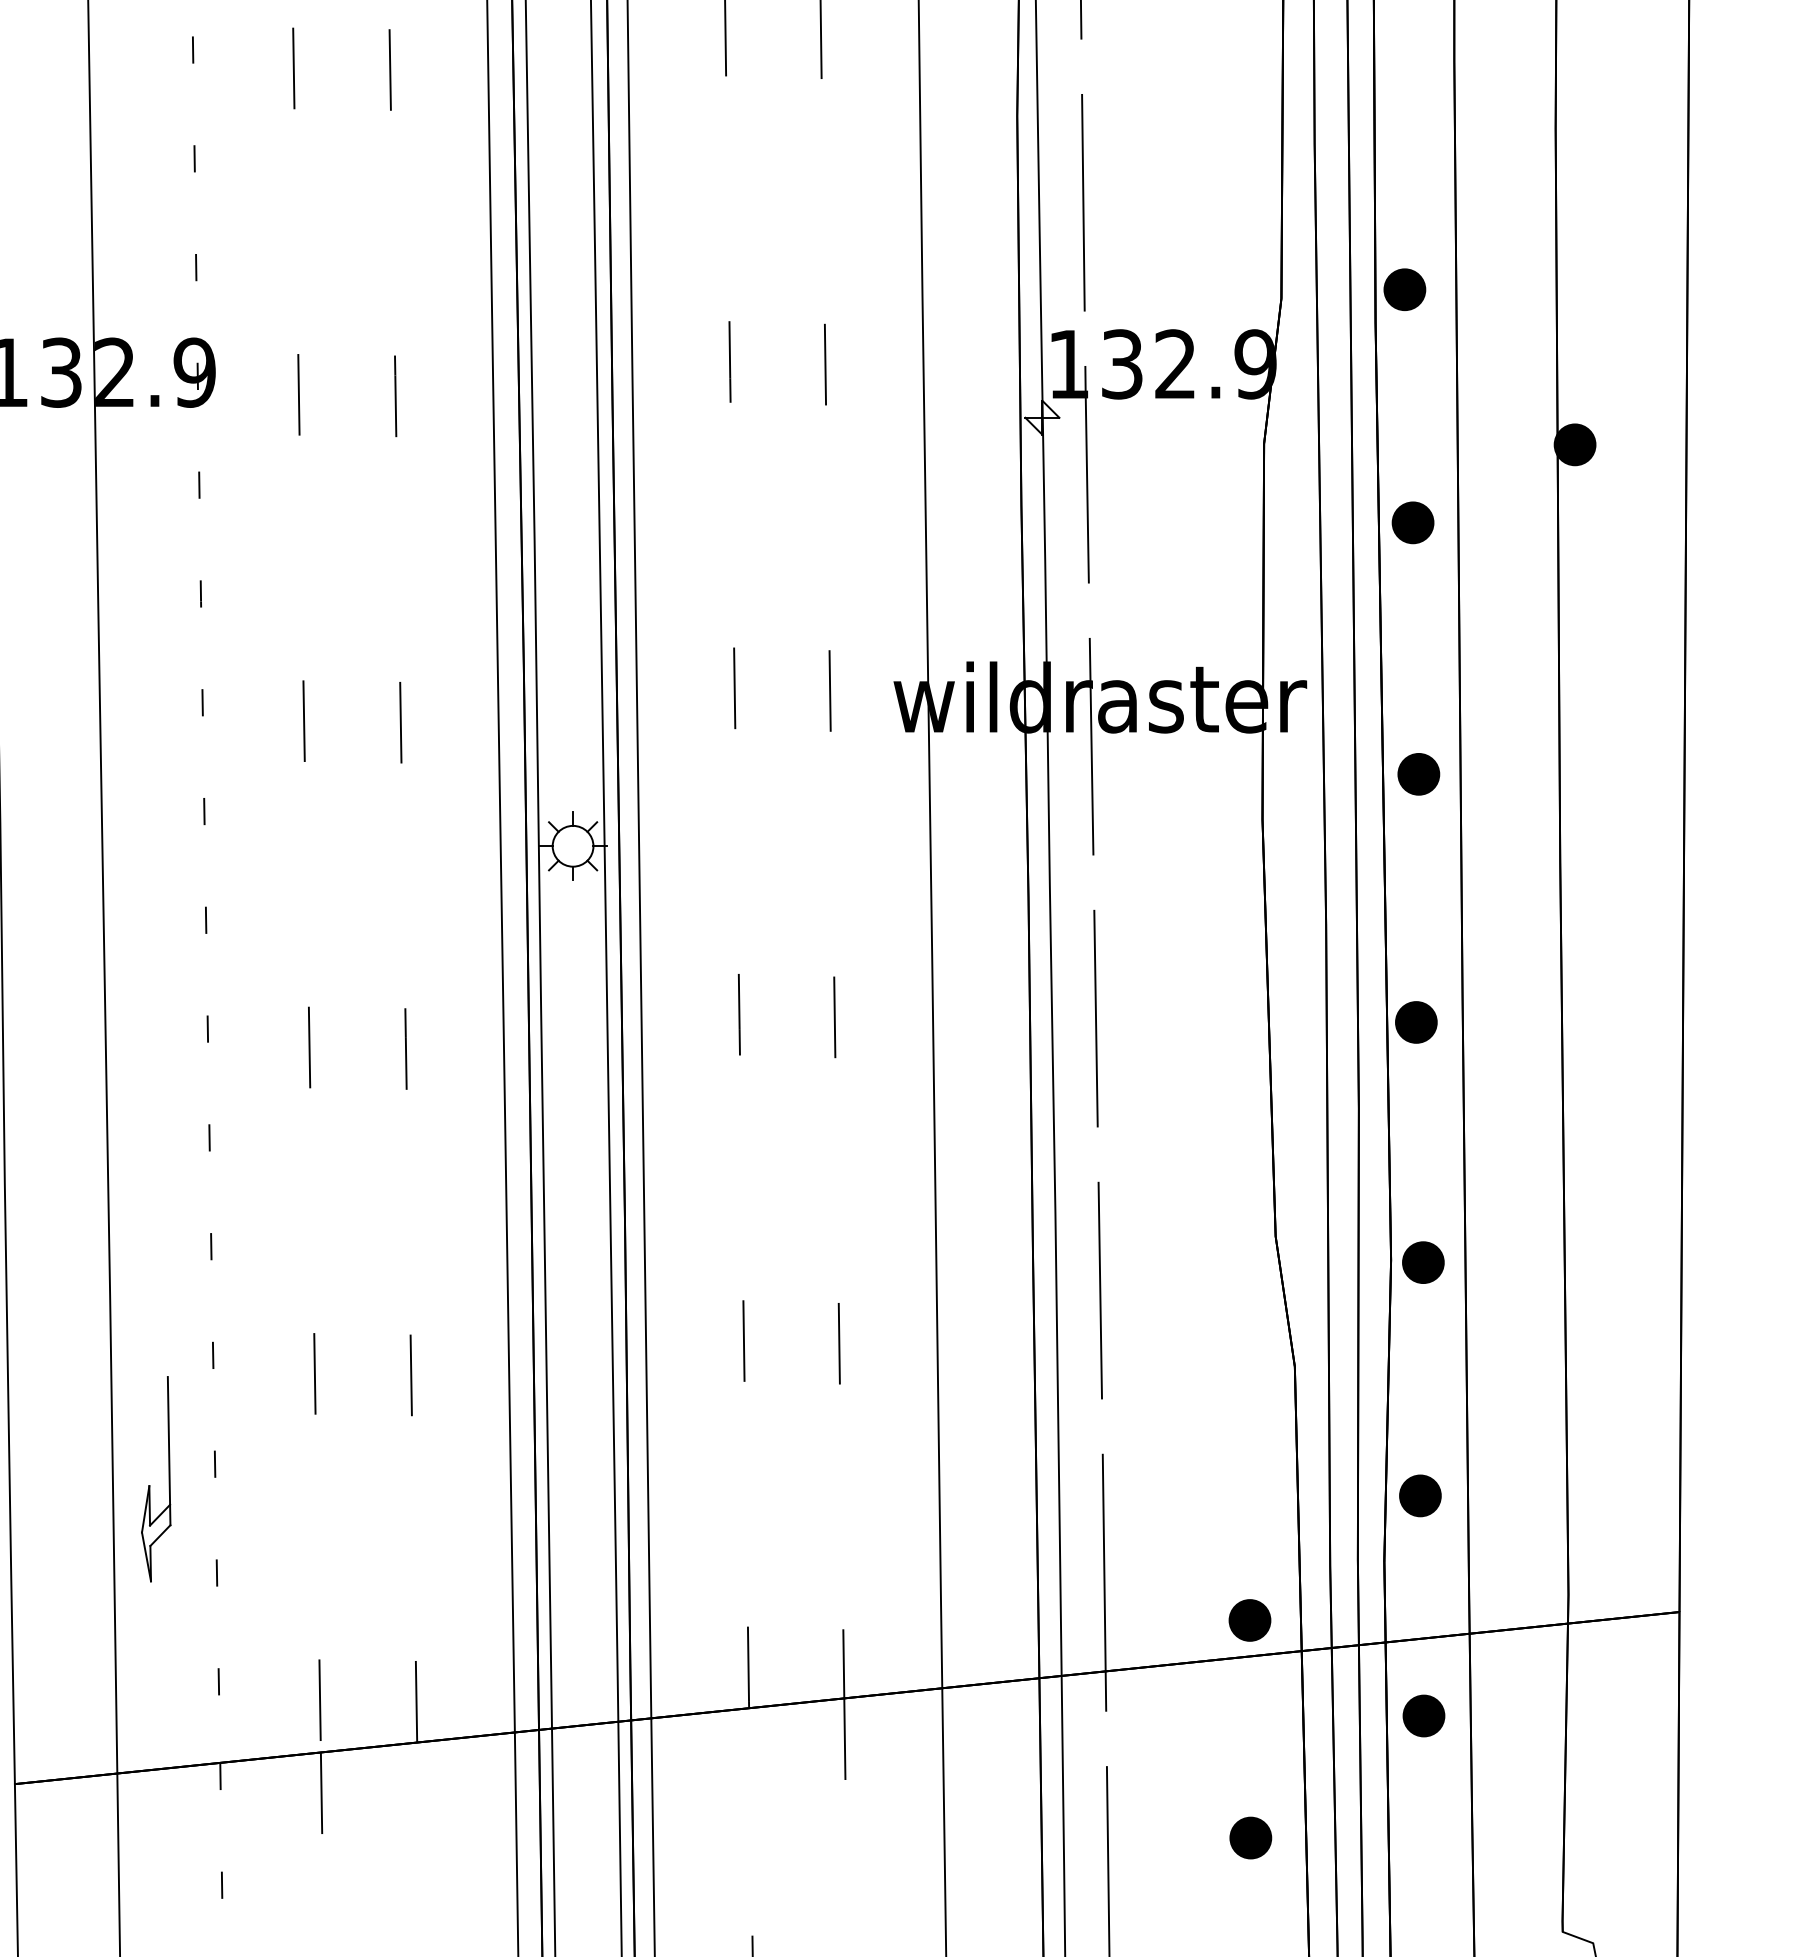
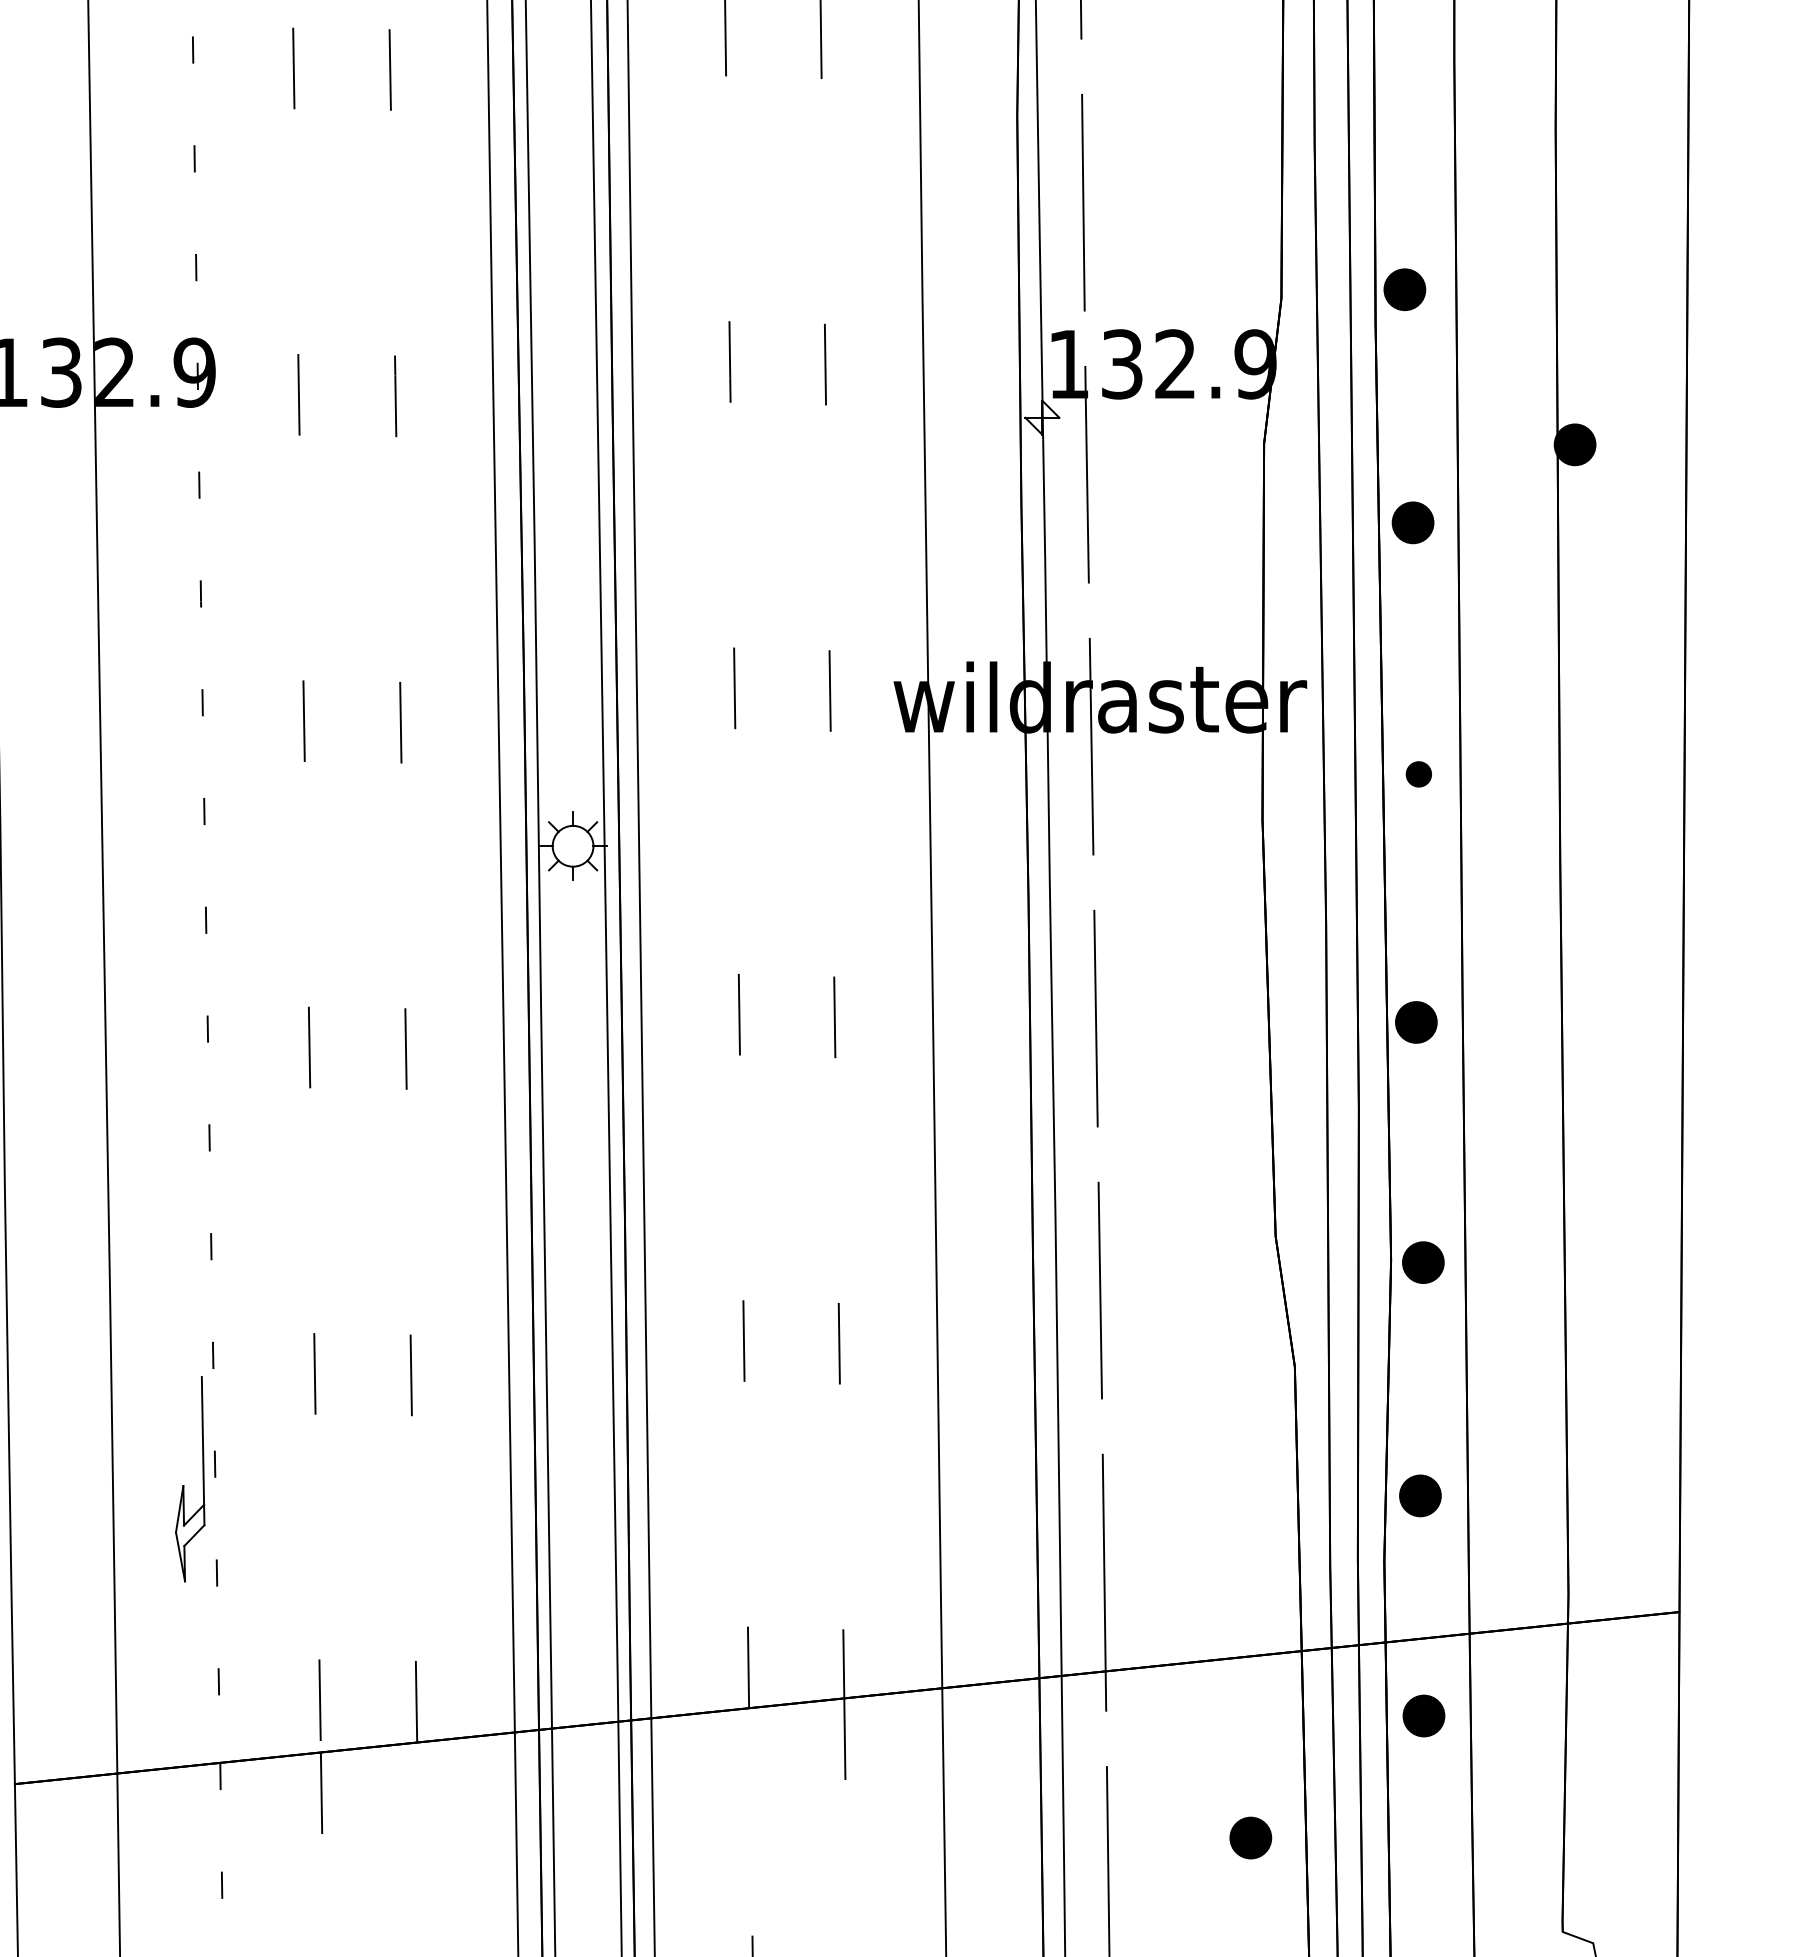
part size: 44x43 px -> 27x27 px (1418, 774)
part position: (150, 1485) -> (184, 1485) (184, 1485)
part: present -> none (1249, 1620)
